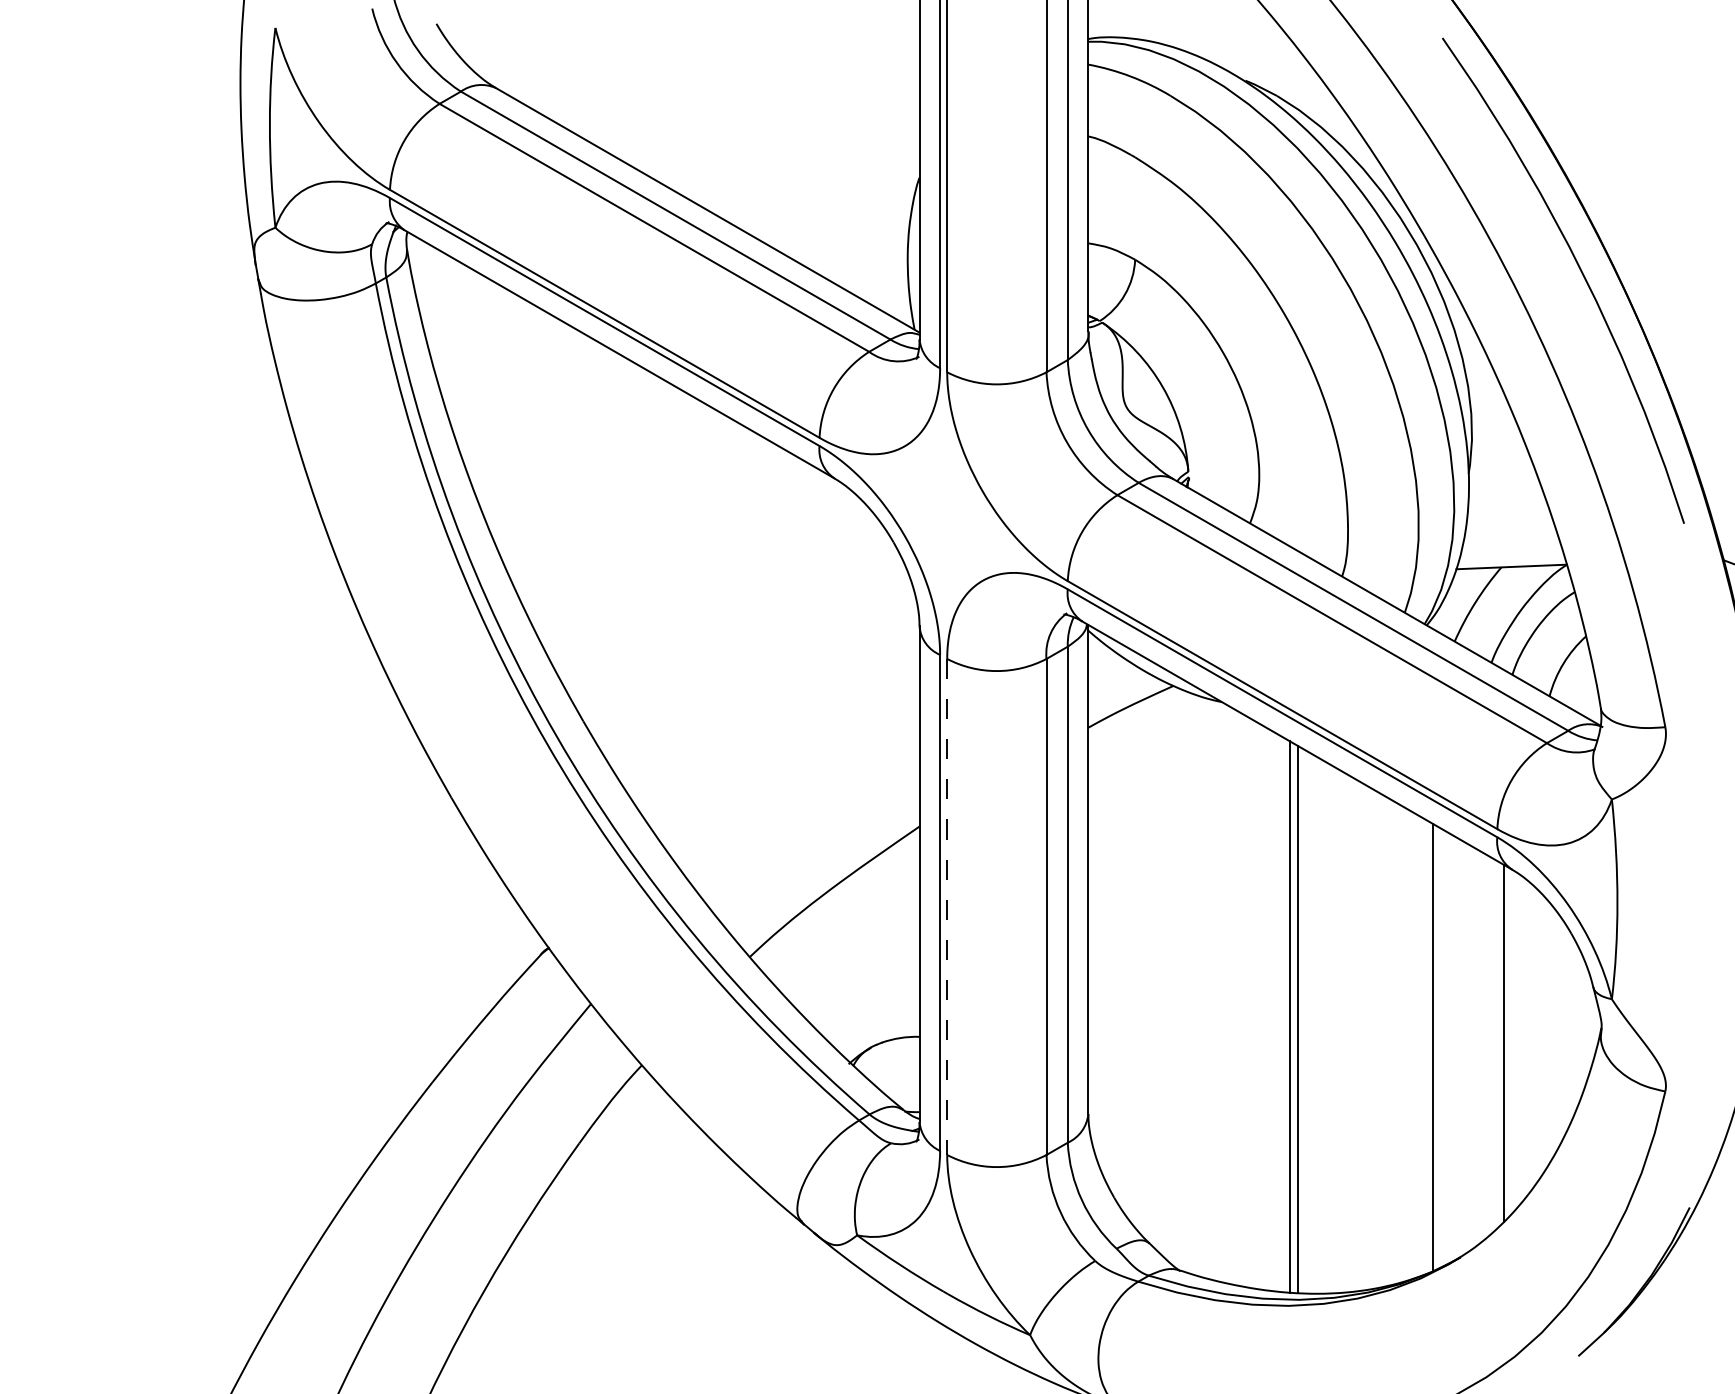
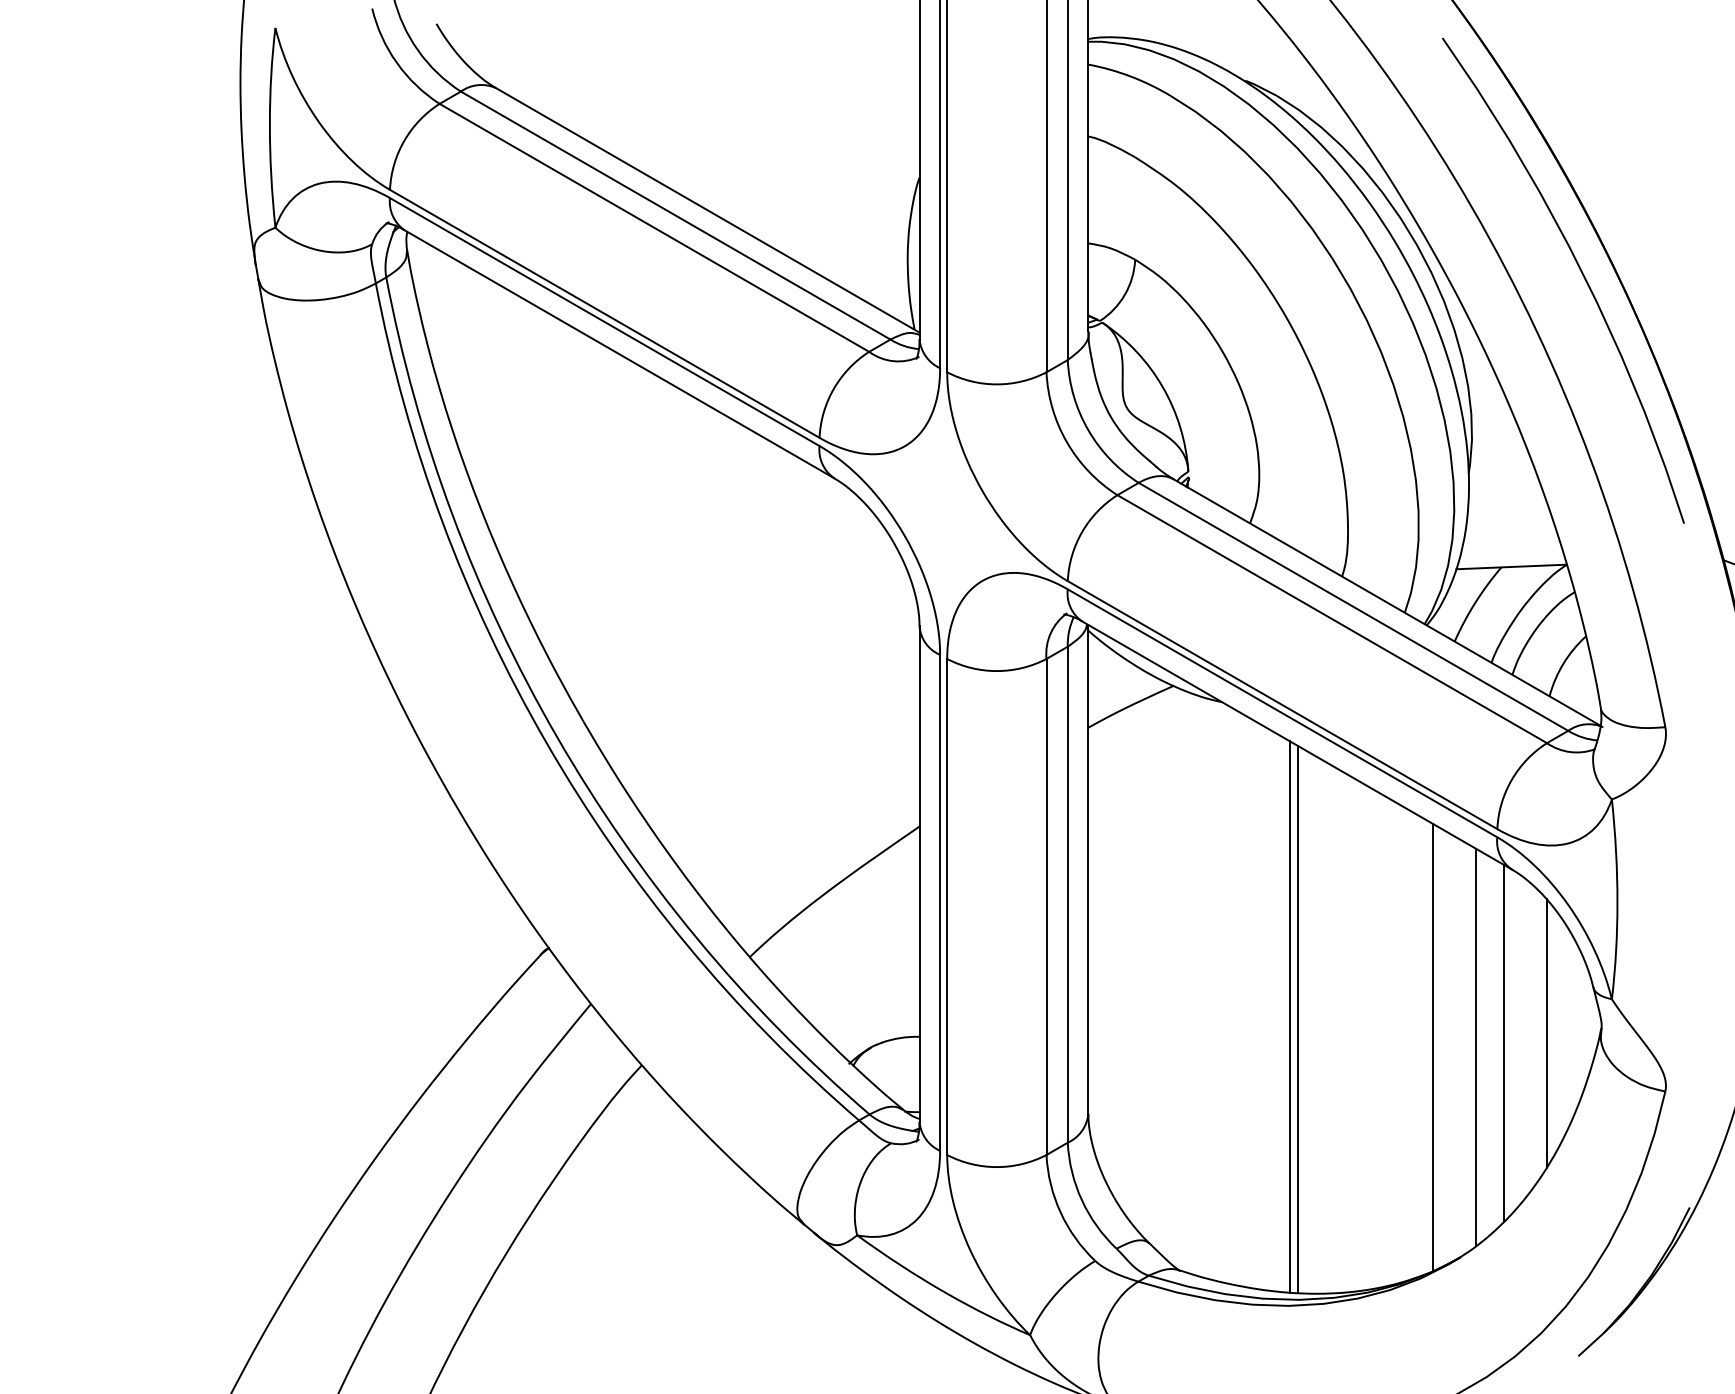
line: dashed -> solid (947, 907)
line: none -> present (1546, 1033)
line: none -> present (1475, 1047)
